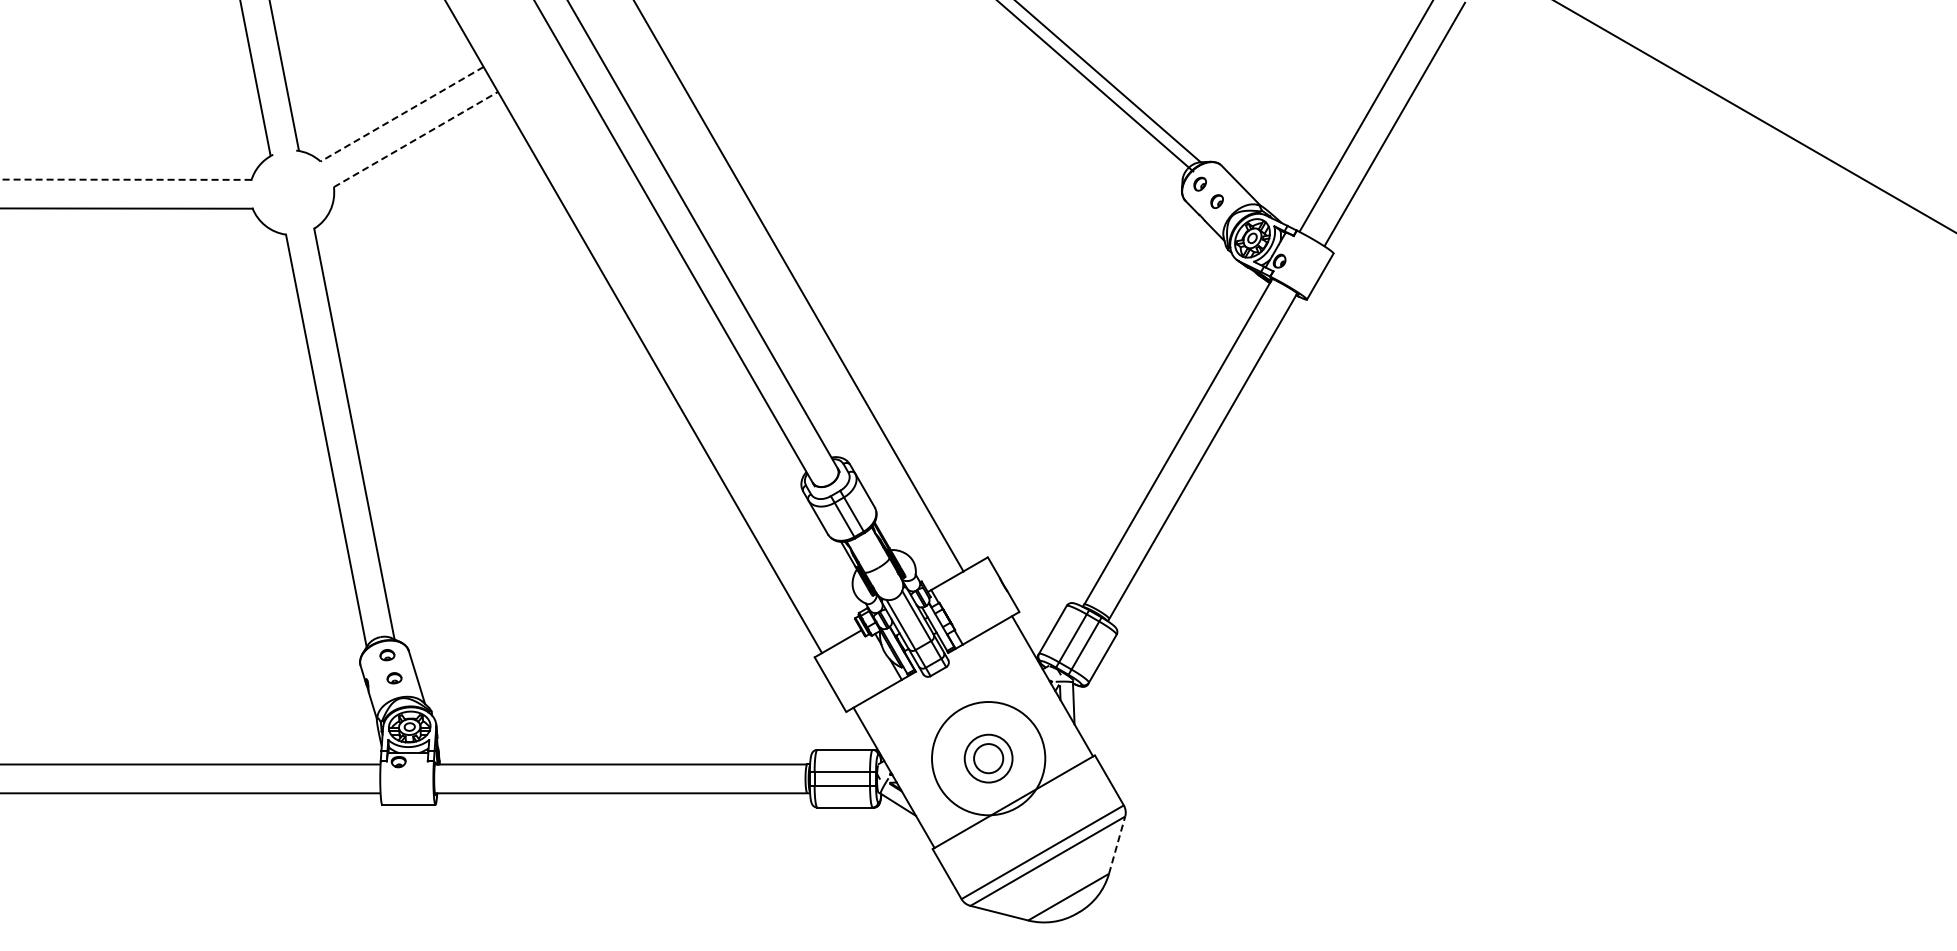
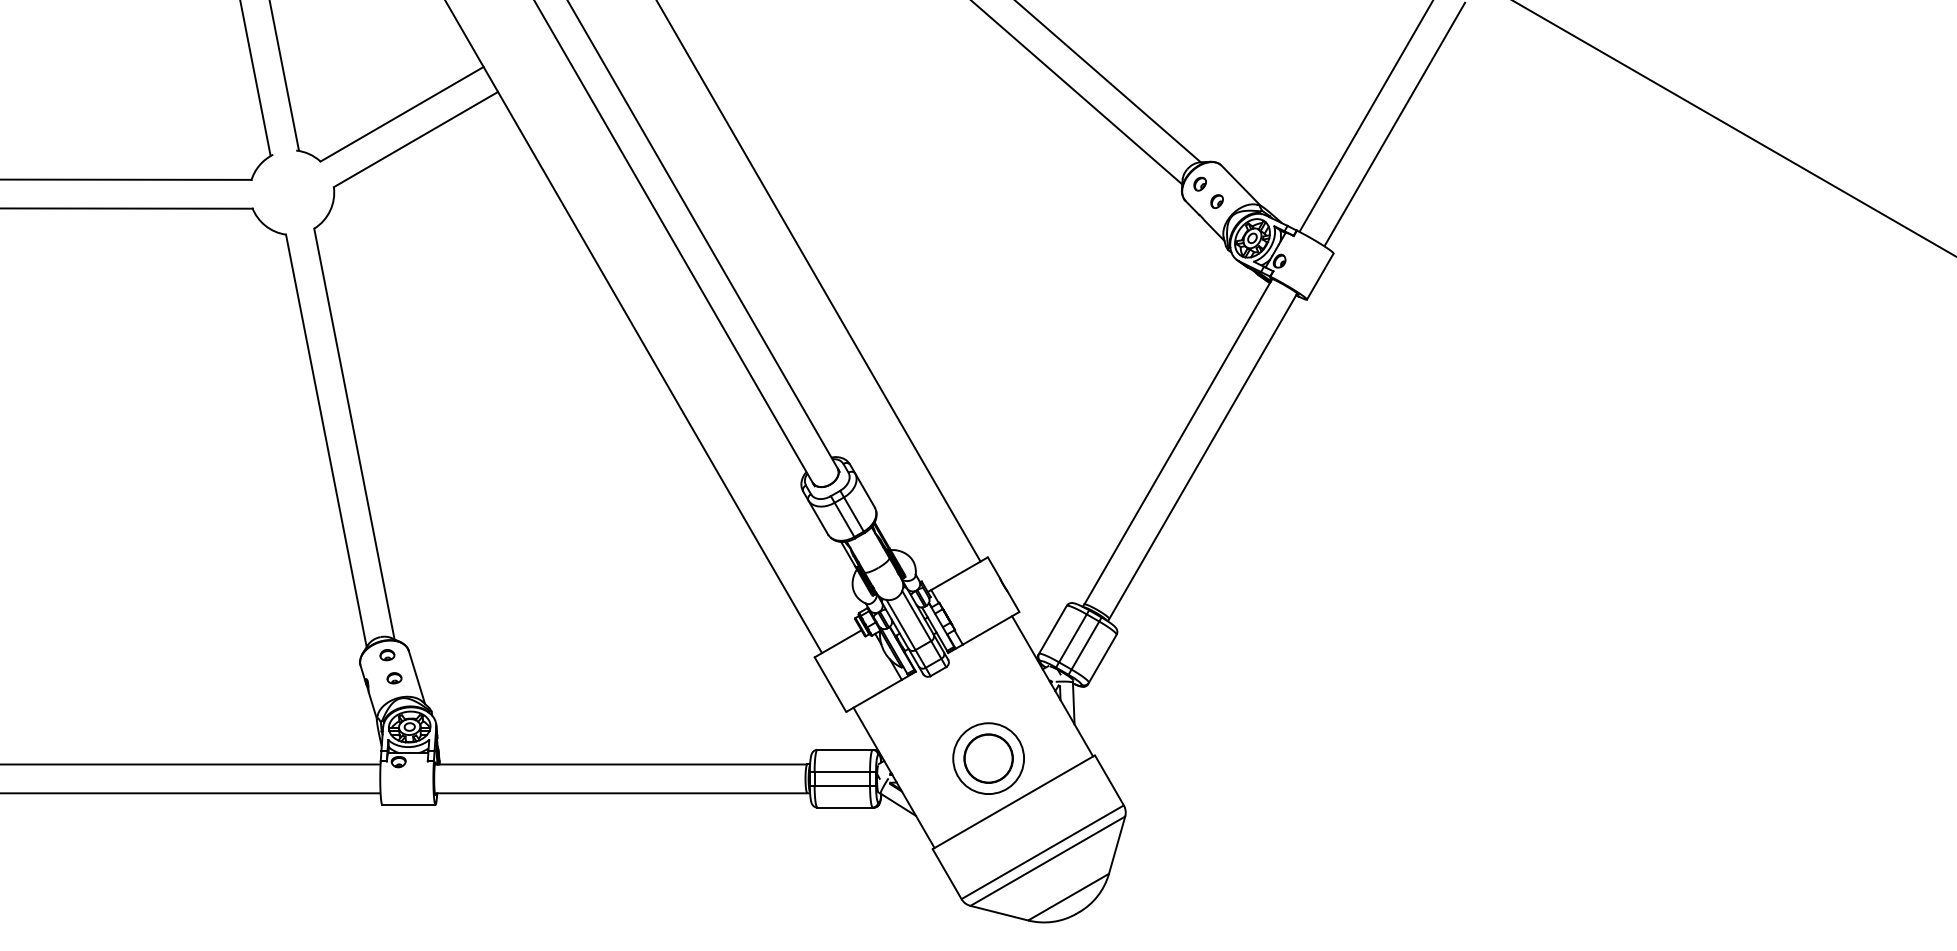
line position: (1096, 86) -> (1077, 93) (1077, 93)
line: dashed -> solid (401, 114)
line position: (1754, 116) -> (1734, 128) (1734, 128)
line: dashed -> solid (415, 139)
line: dashed -> solid (125, 179)
line position: (798, 286) -> (818, 281) (818, 281)
circle diameter: 113 px -> 71 px (988, 758)
circle diameter: 29 px -> 49 px (988, 758)
line: dashed -> solid (1117, 845)
